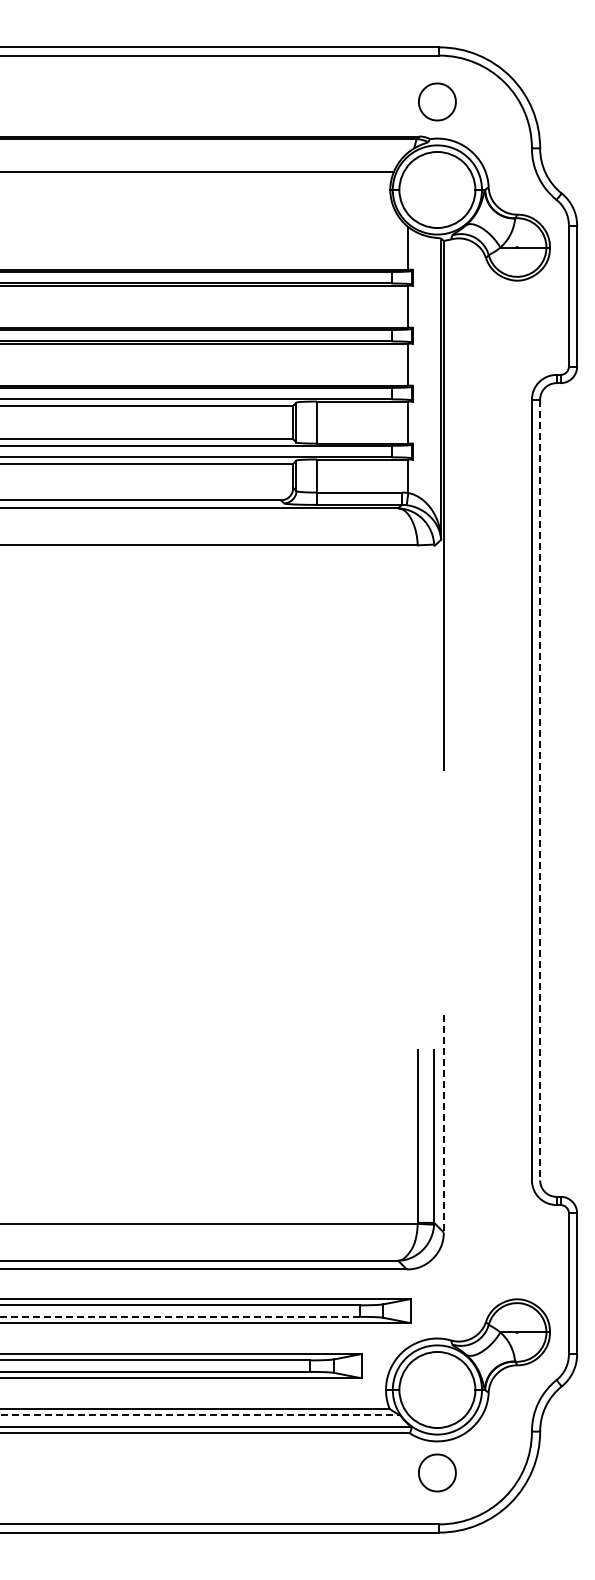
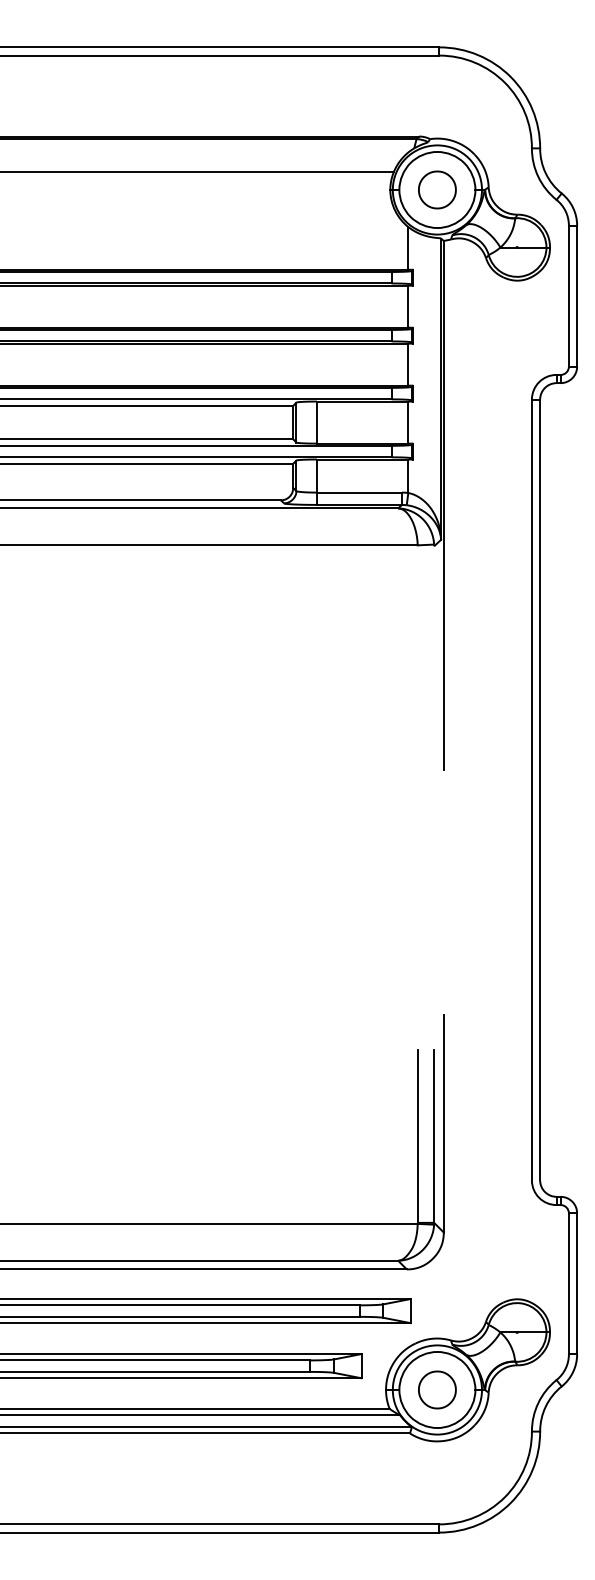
part position: (437, 101) -> (437, 189) (437, 189)
line: dashed -> solid (540, 790)
line: dashed -> solid (443, 1124)
line: dashed -> solid (179, 1316)
line: dashed -> solid (200, 1415)
part position: (437, 1472) -> (437, 1389) (437, 1389)
